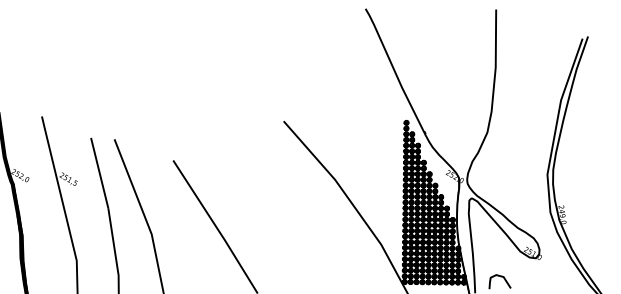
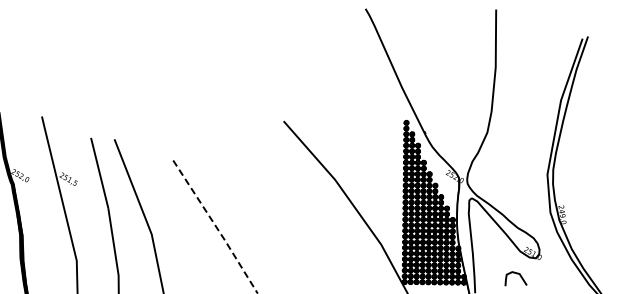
line: solid -> dashed (216, 227)
curve position: (500, 277) -> (516, 274) (516, 274)
